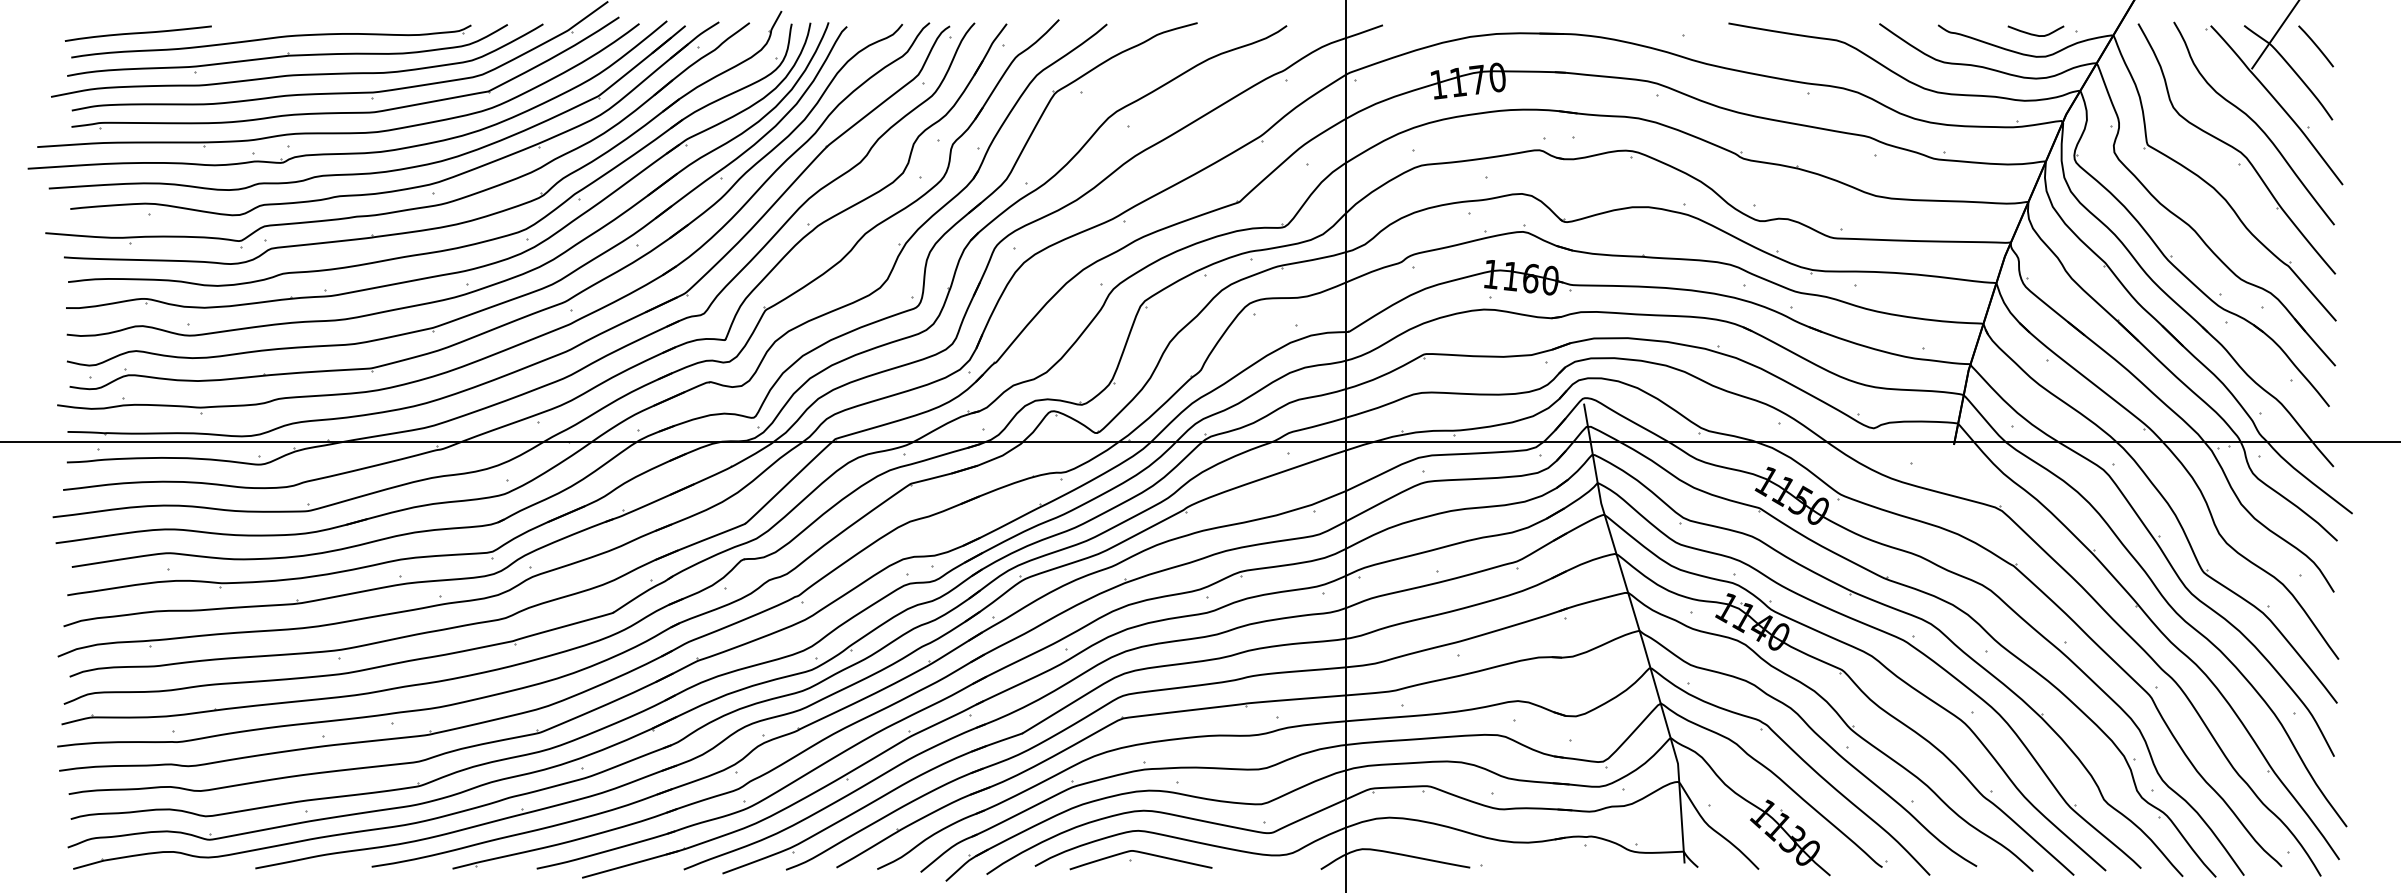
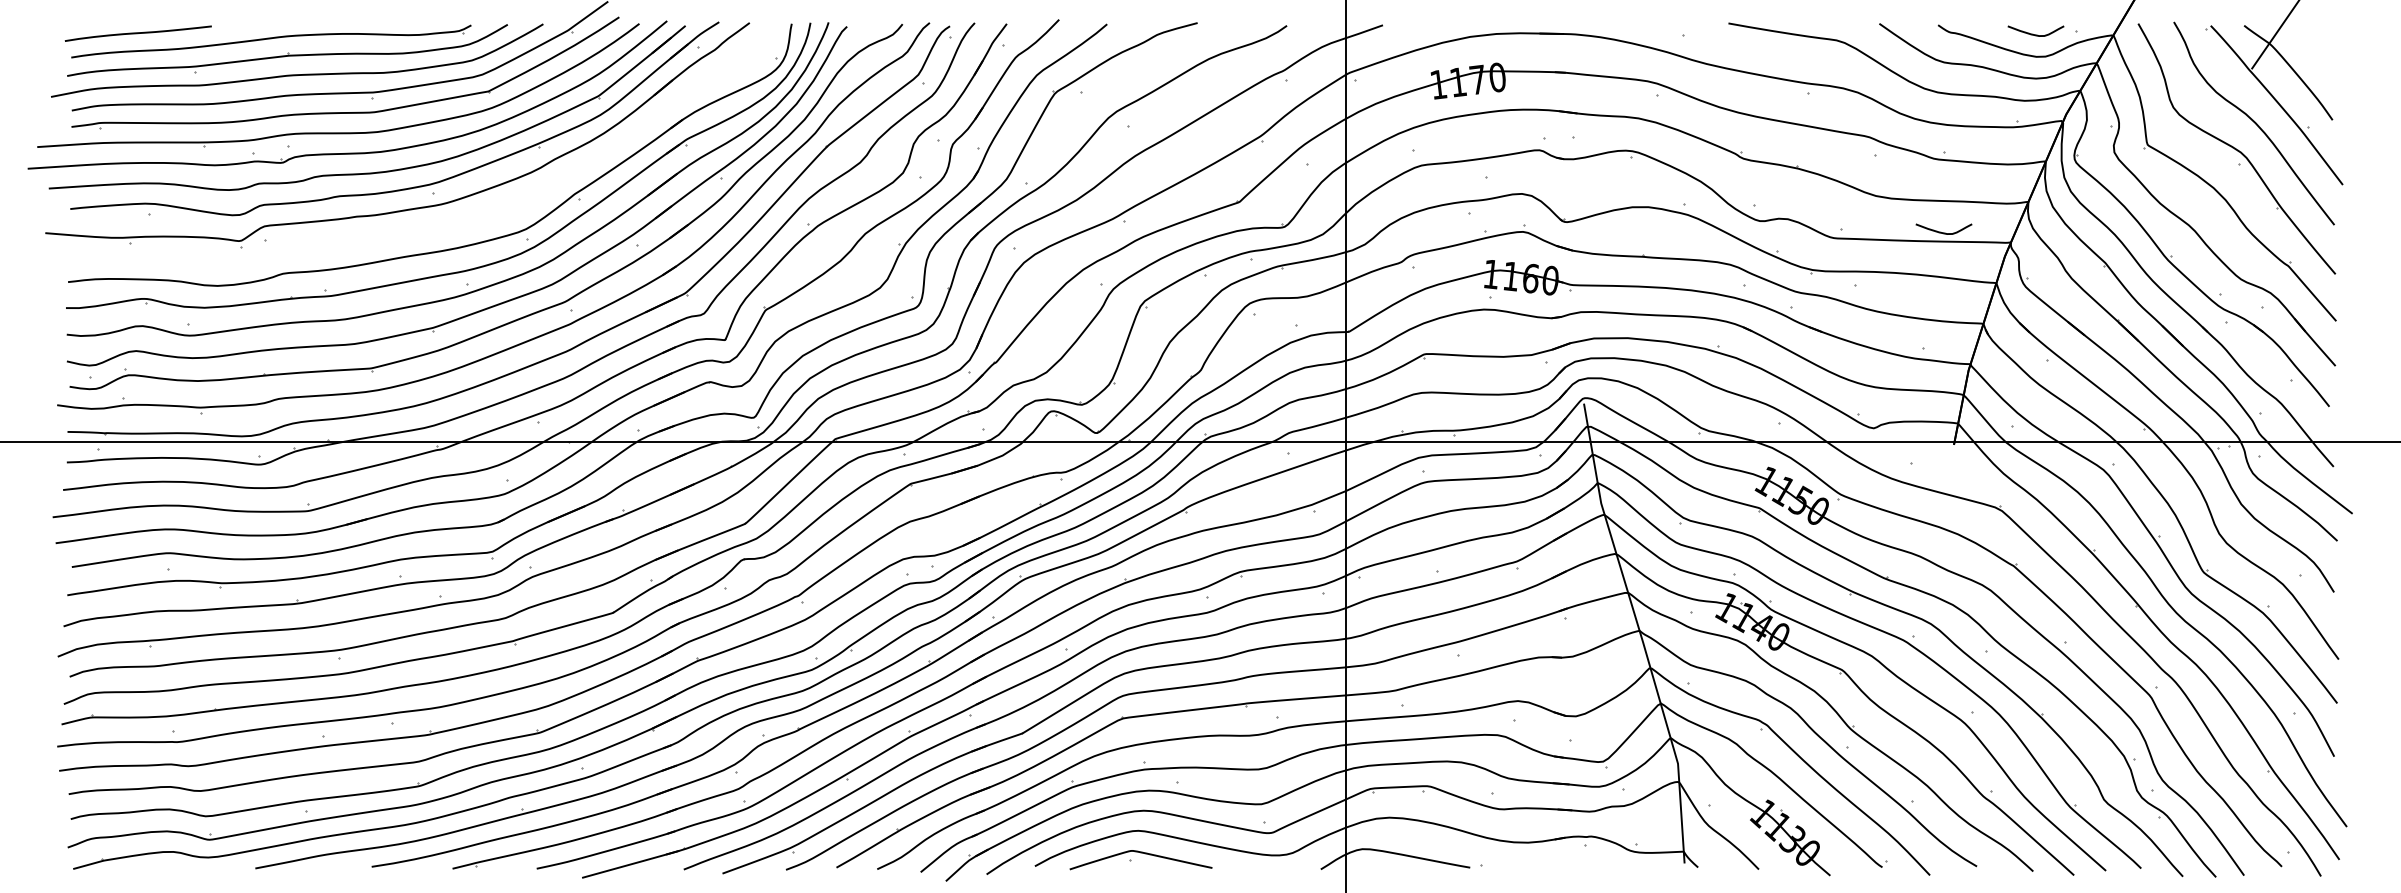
line: present -> none (2315, 46)
part: present -> none (439, 226)
curve: none -> present (1943, 232)
